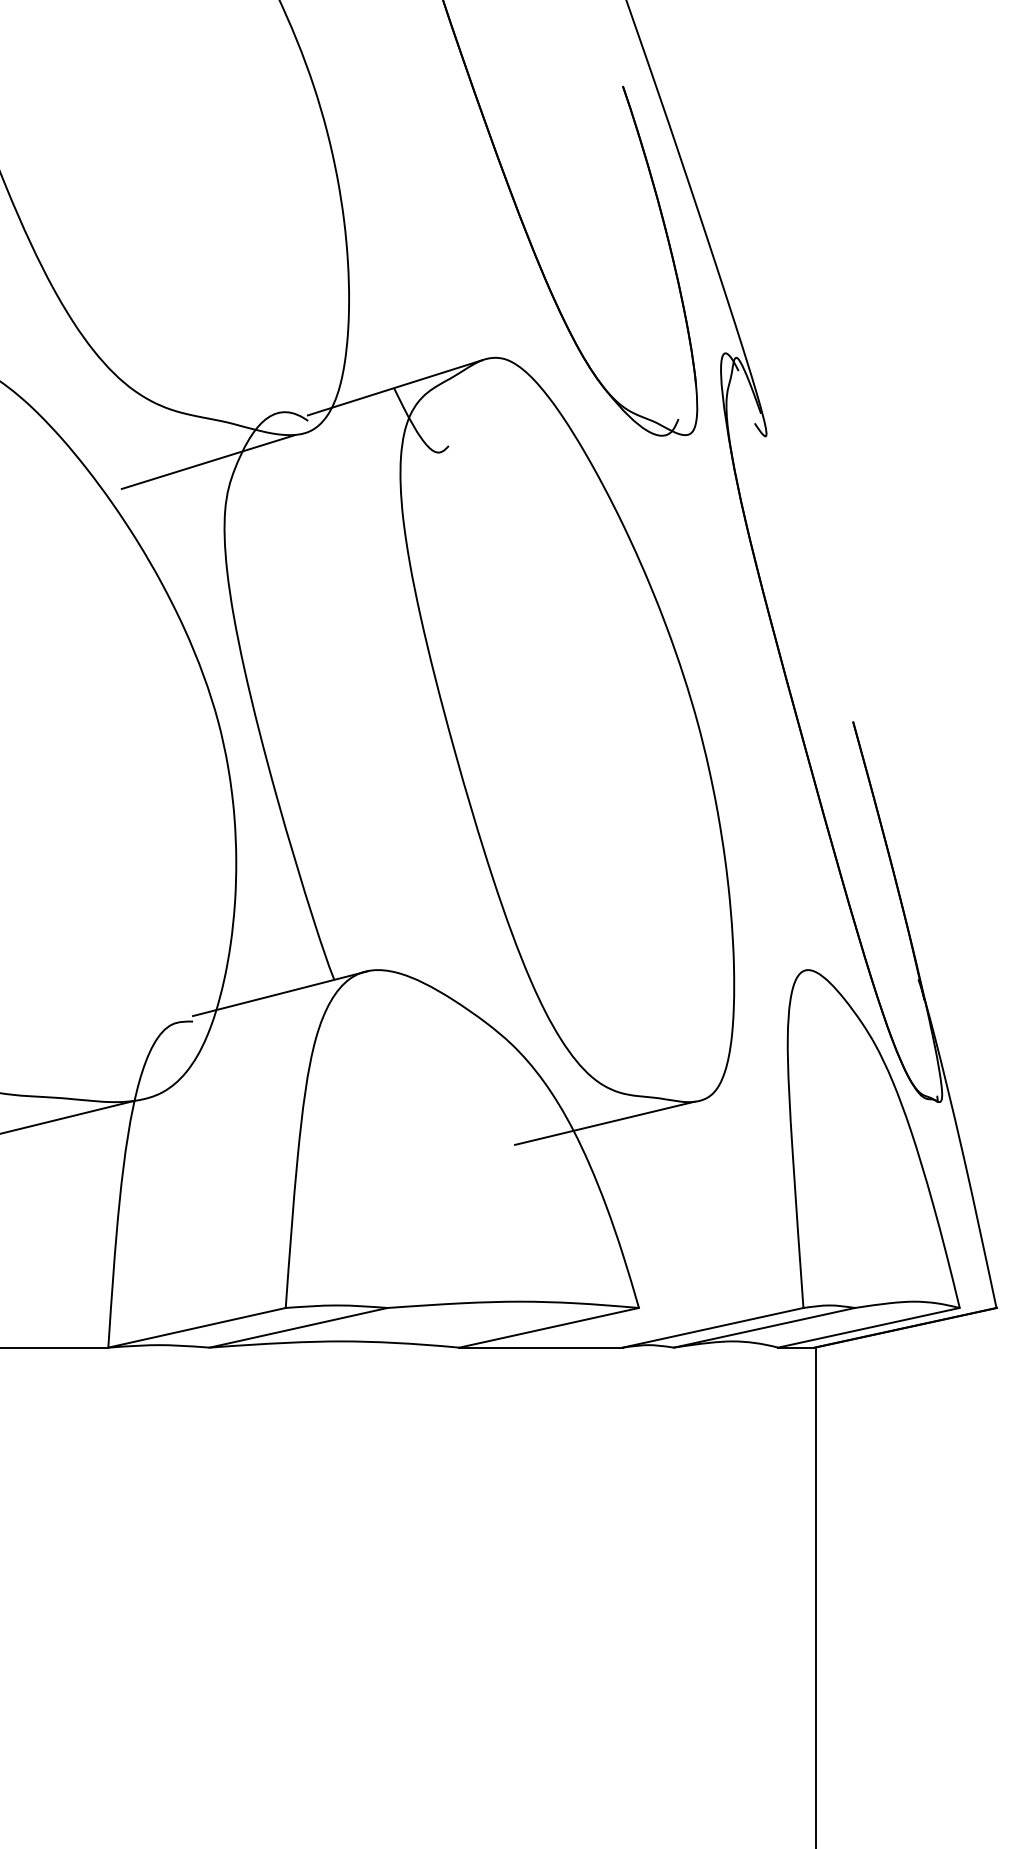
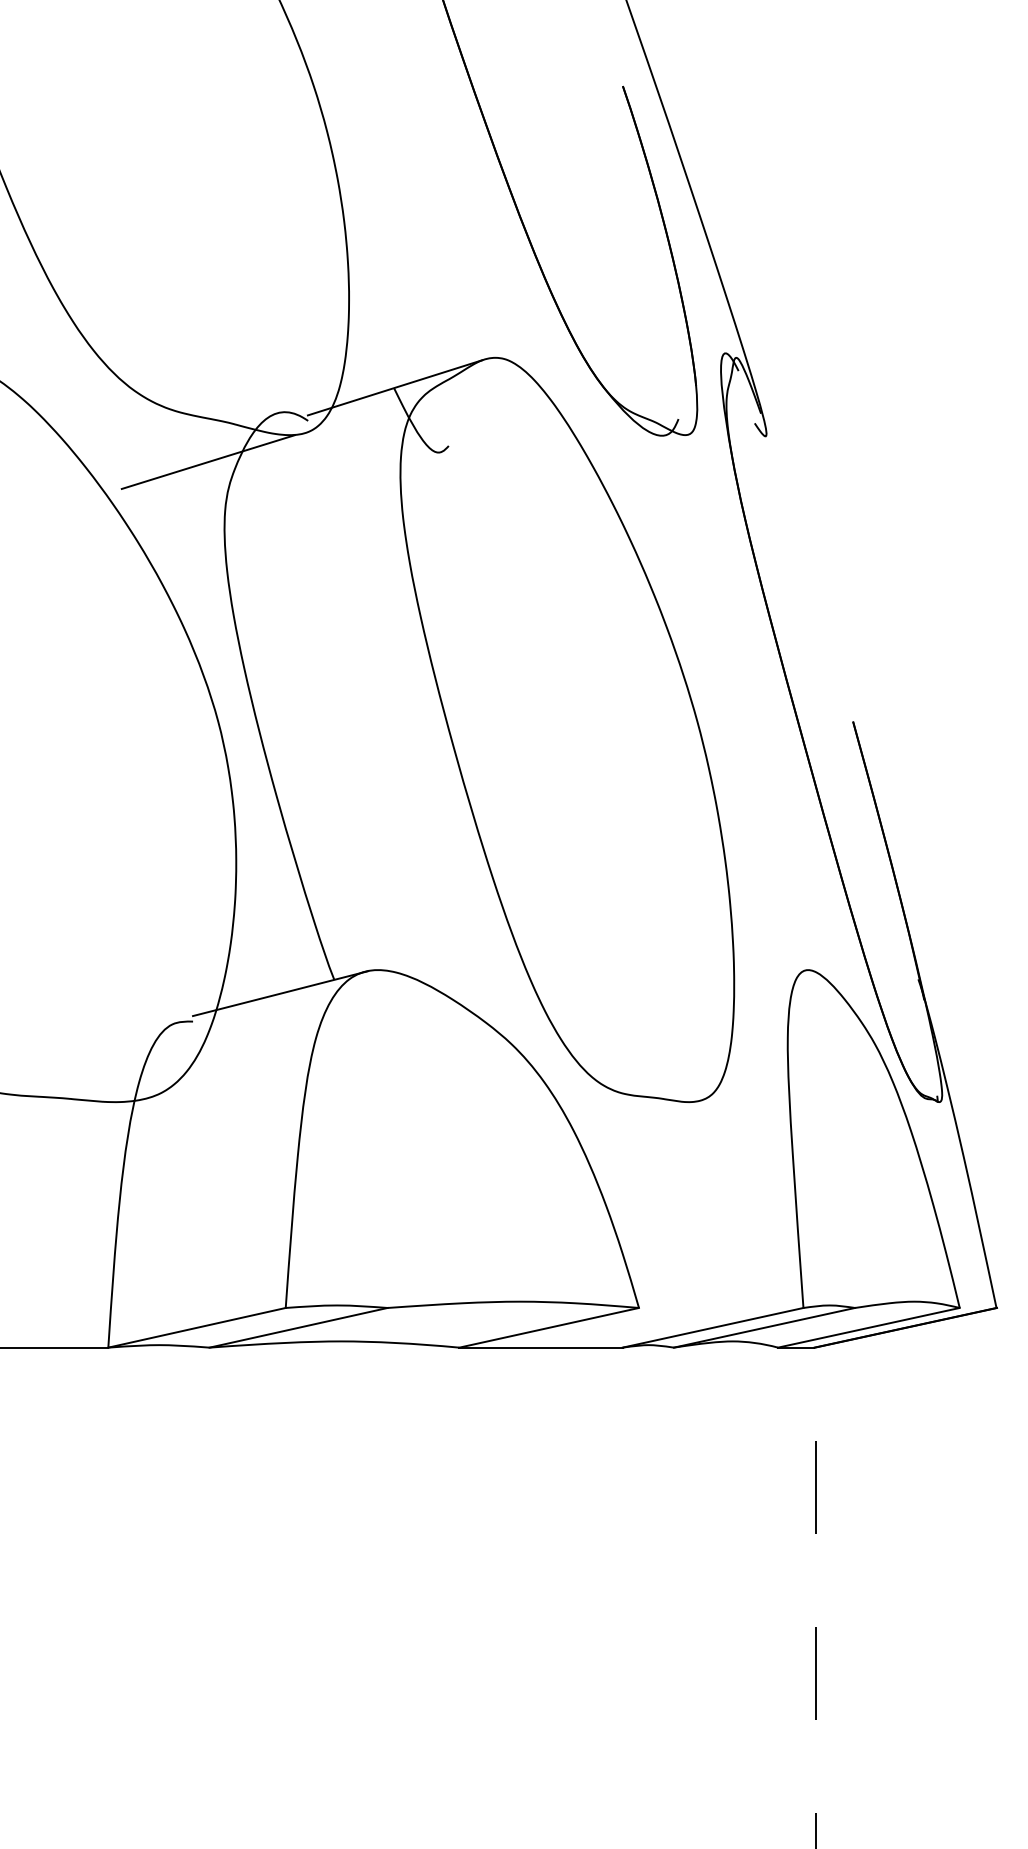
line: present -> none (68, 1116)
line: present -> none (604, 1122)
line: solid -> dashed (815, 1597)
